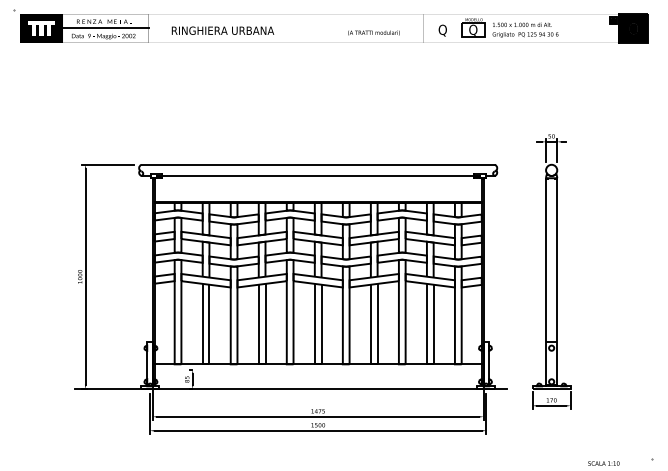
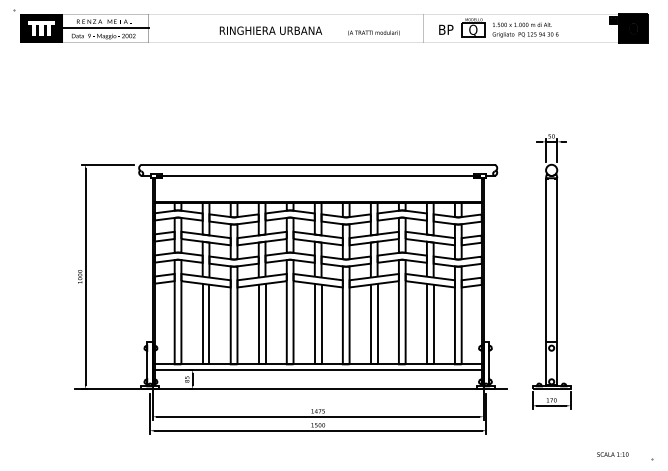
text position: (222, 30) -> (270, 30) (270, 30)
text: Q -> BP (445, 30)
line: none -> present (317, 369)
text position: (603, 463) -> (612, 454) (612, 454)
